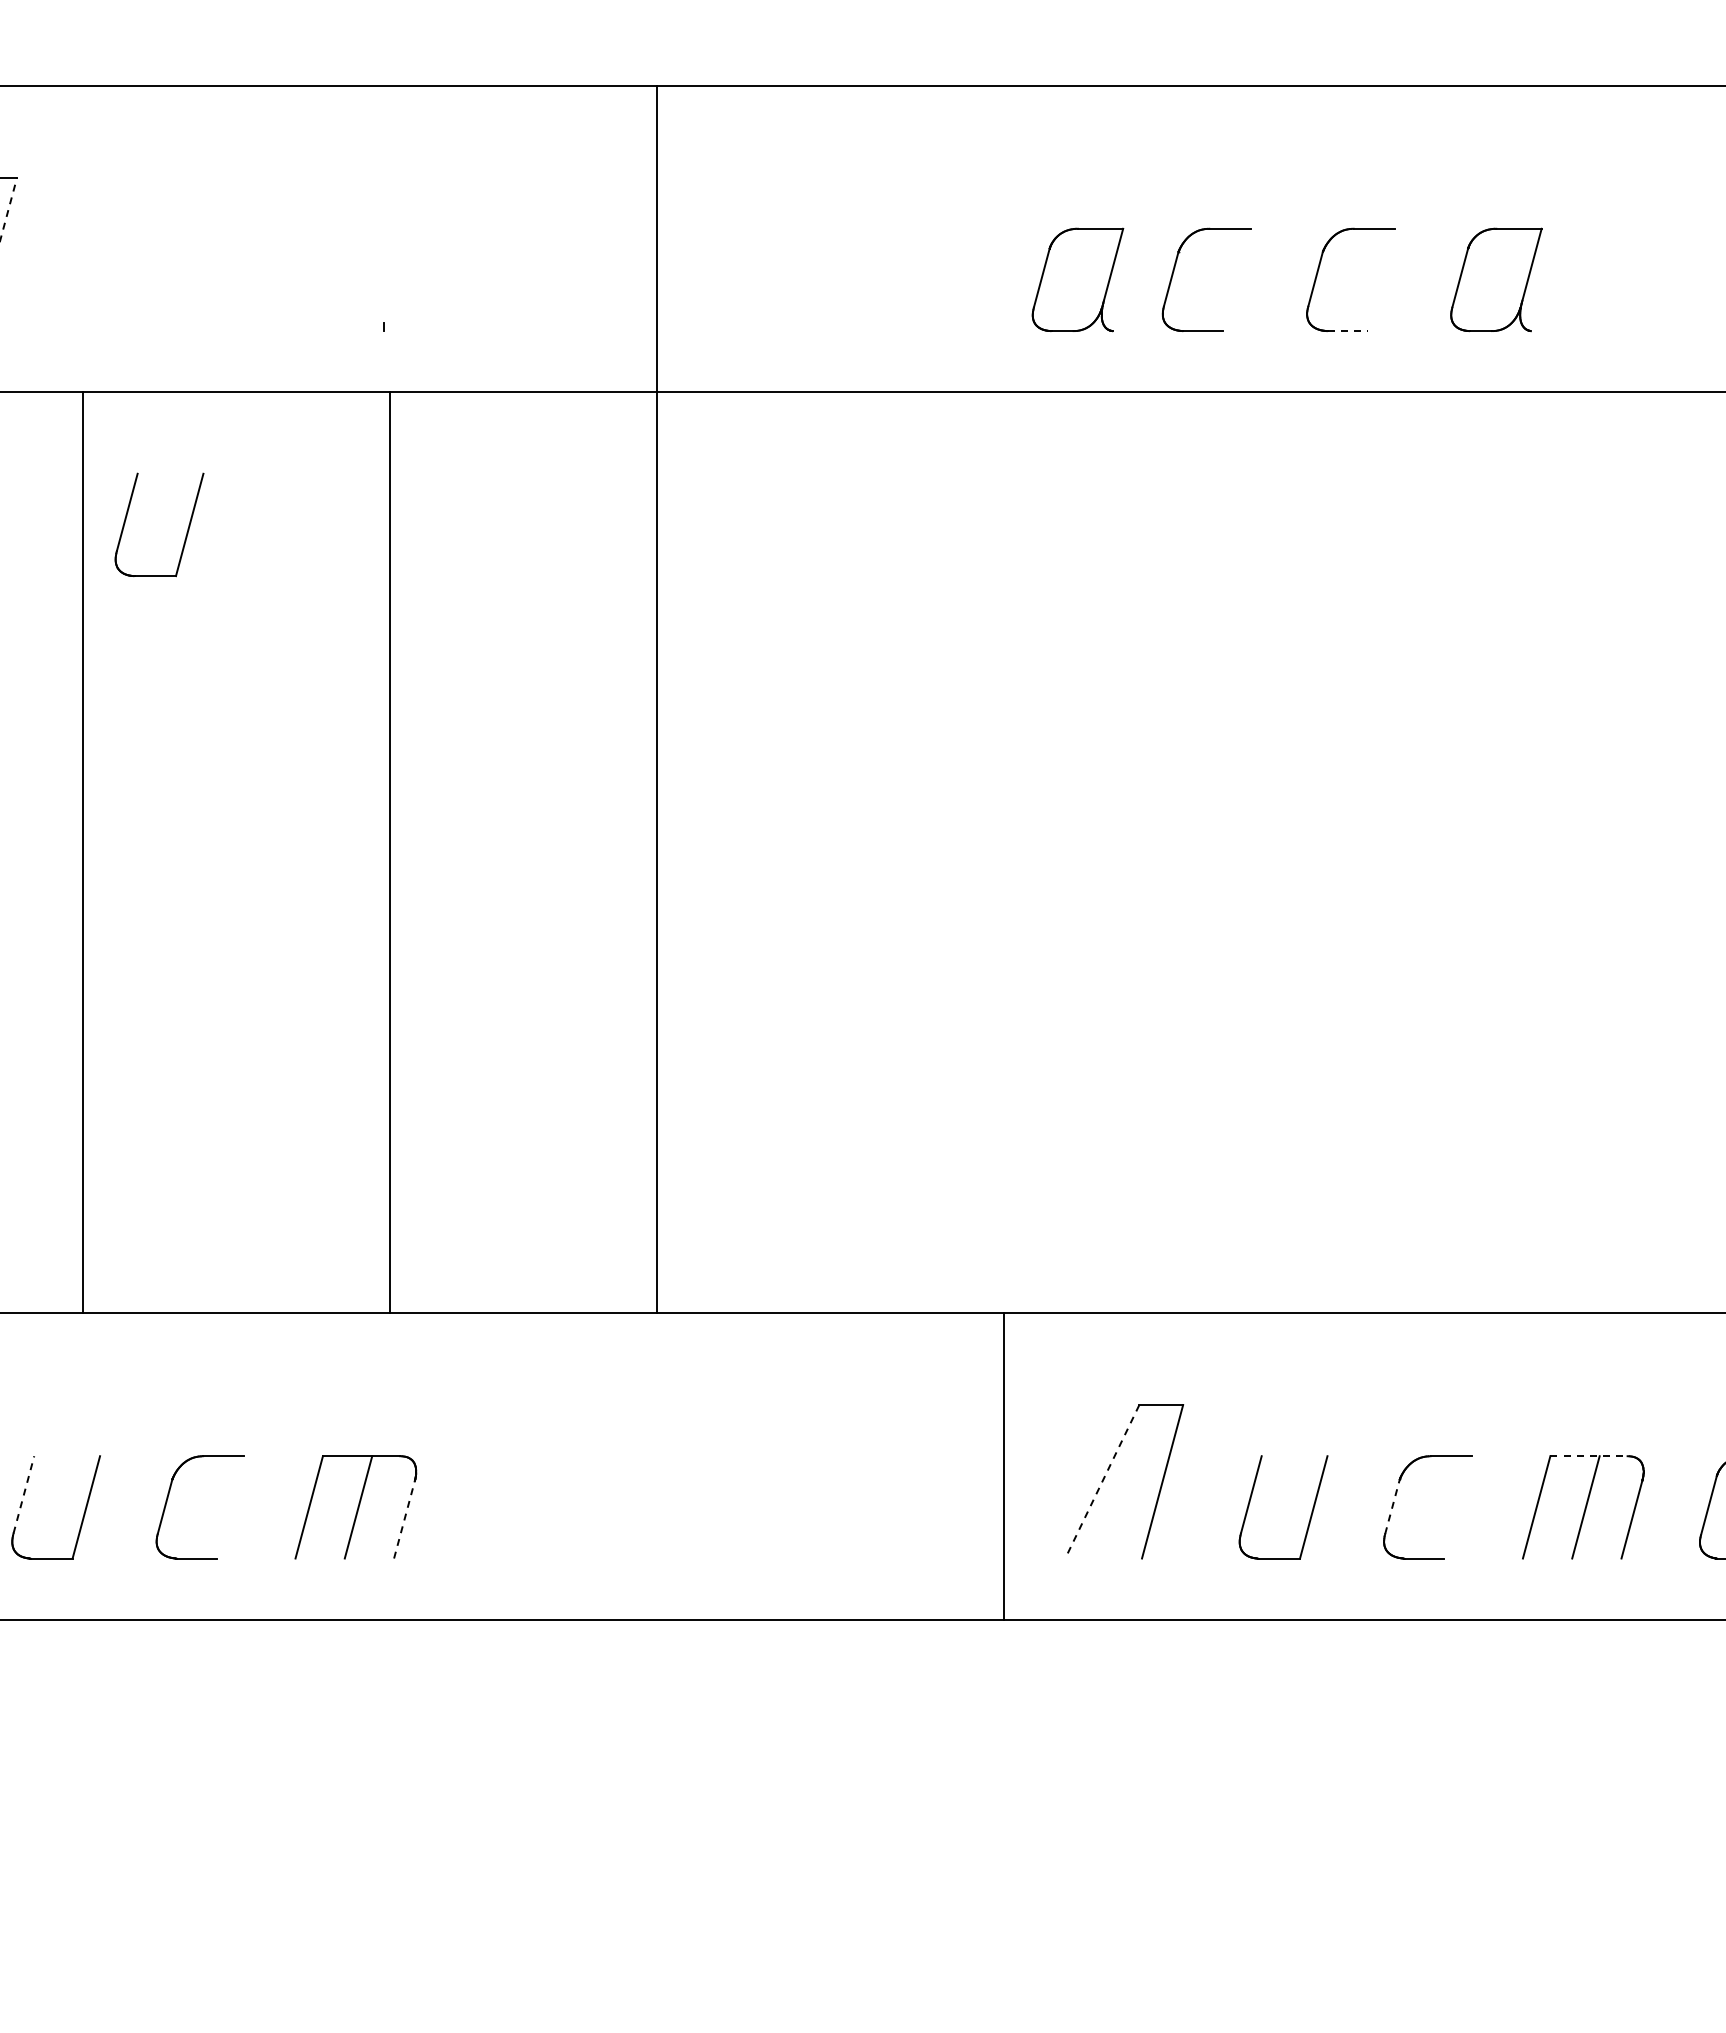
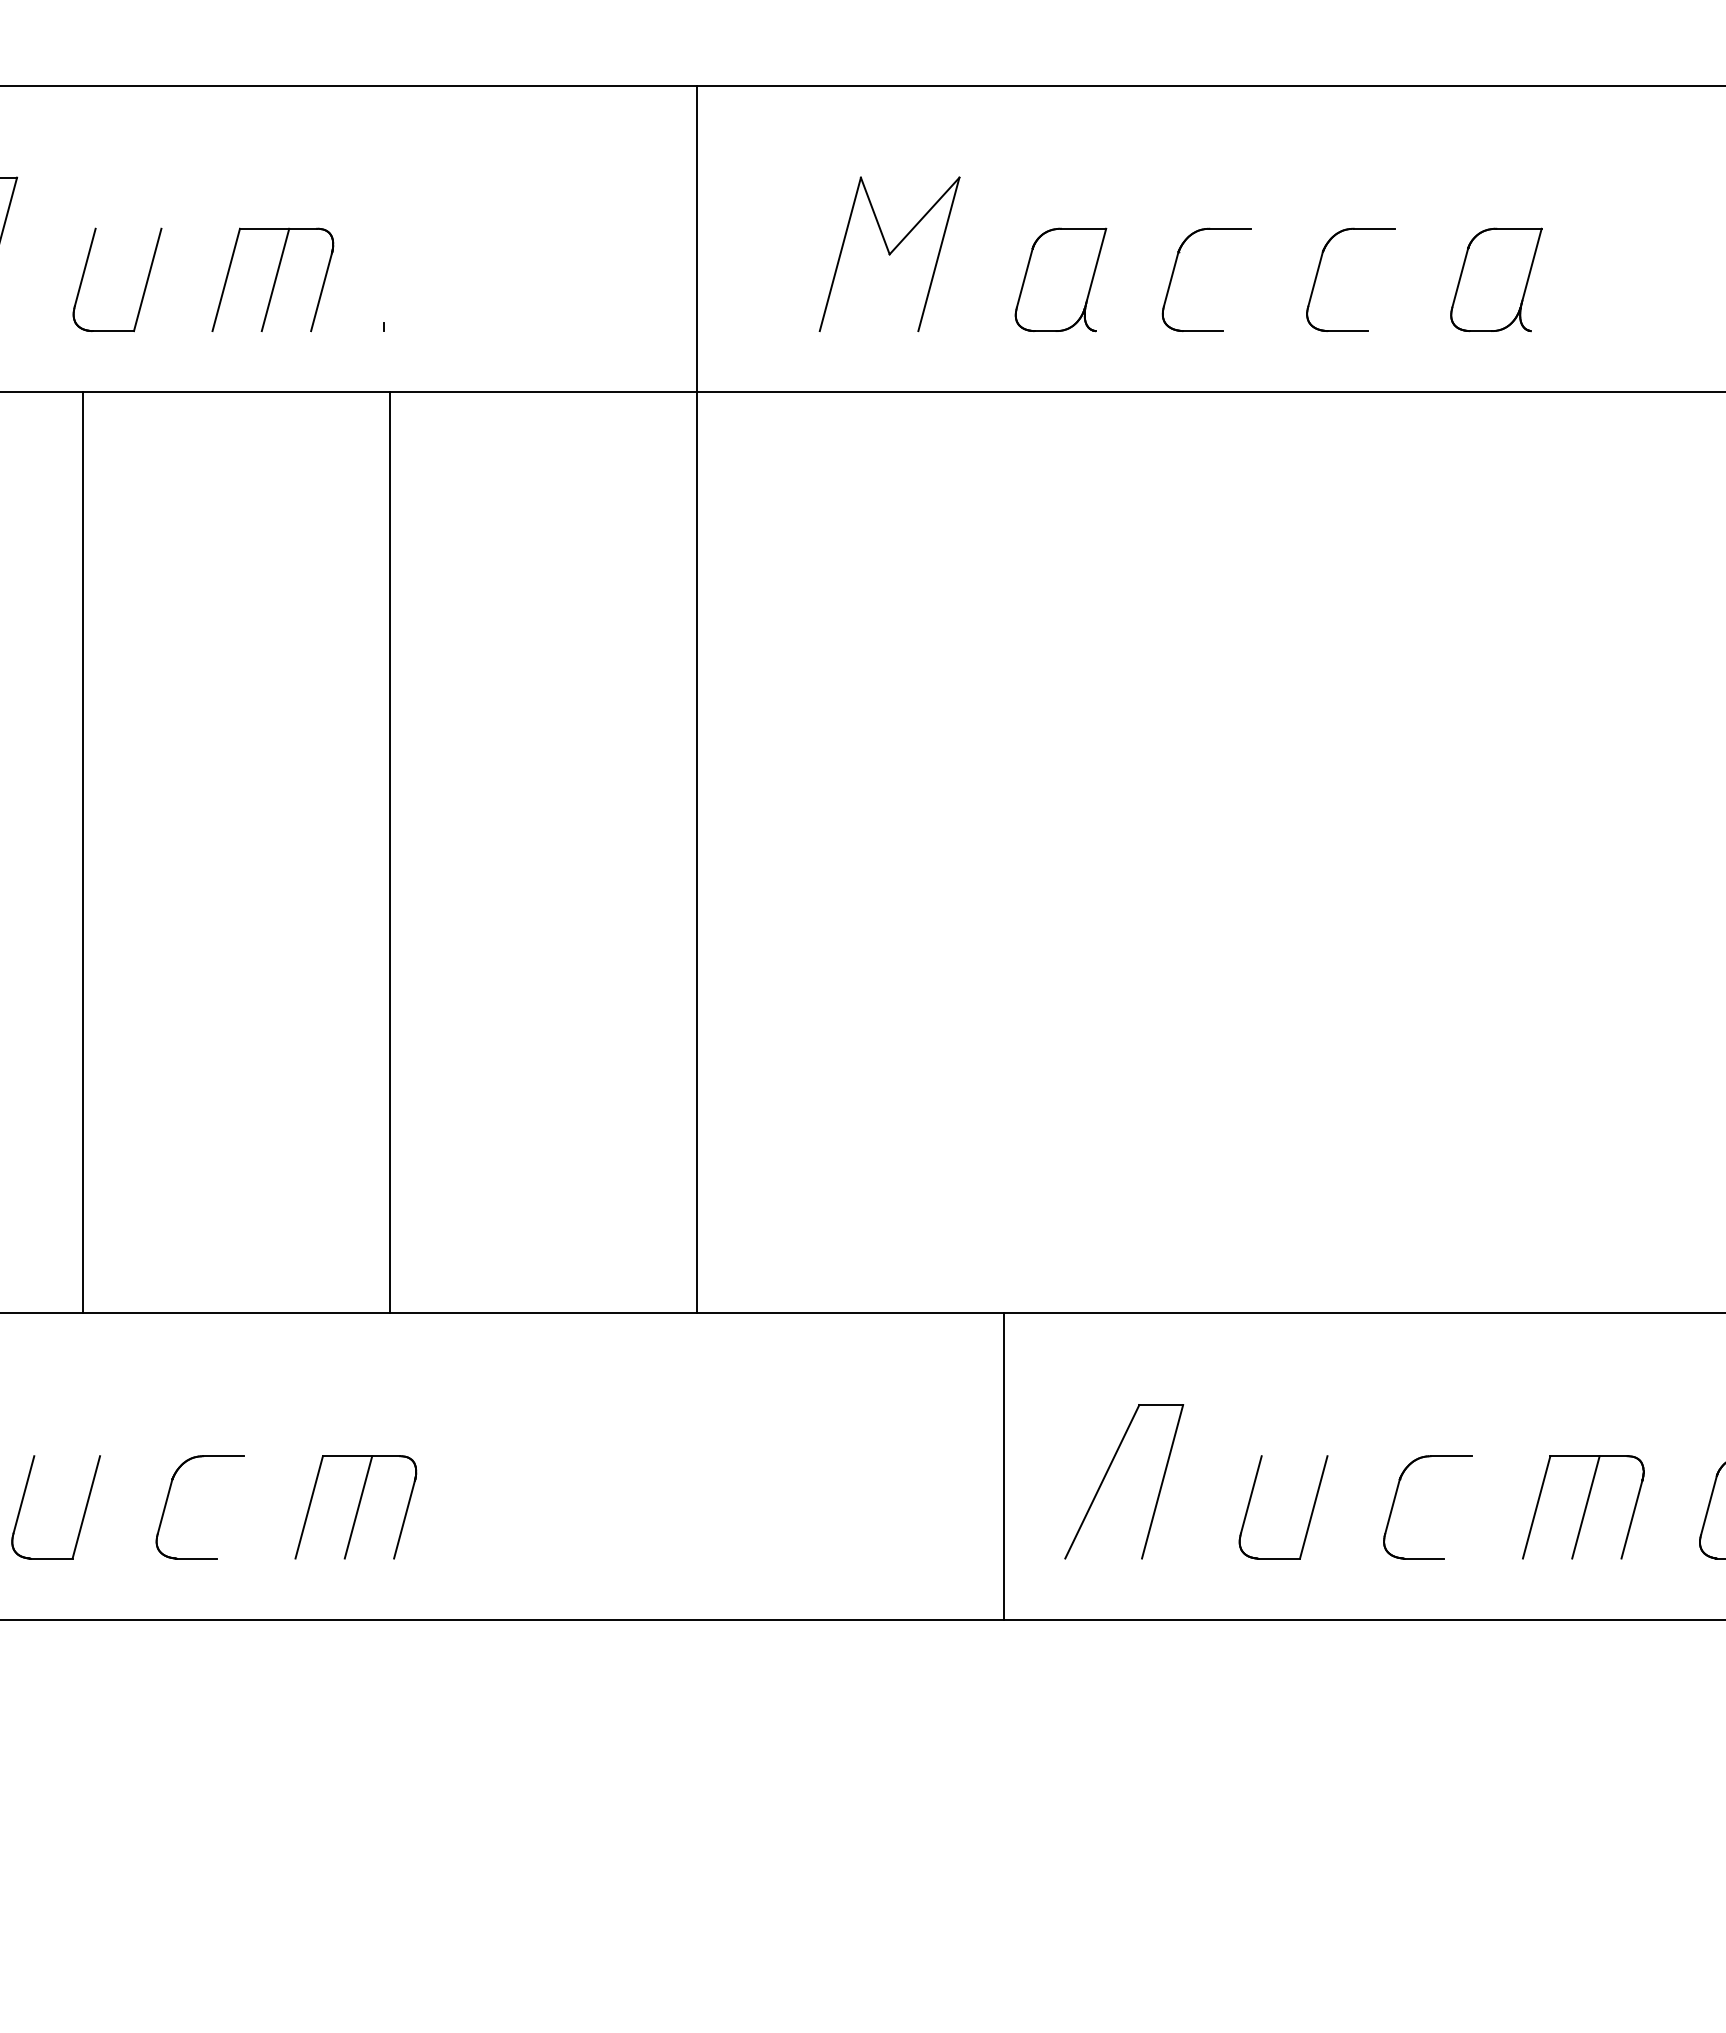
line: dashed -> solid (8, 209)
part: none -> present (889, 254)
part: none -> present (272, 279)
part position: (1077, 279) -> (1060, 279) (1060, 279)
line: dashed -> solid (1347, 331)
part position: (186, 532) -> (144, 287) (144, 287)
line position: (657, 699) -> (697, 699) (697, 699)
line: dashed -> solid (1588, 1456)
line: dashed -> solid (1102, 1482)
line: dashed -> solid (24, 1494)
line: dashed -> solid (1392, 1506)
line: dashed -> solid (404, 1519)
